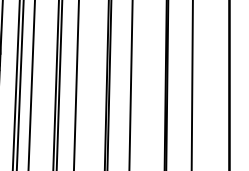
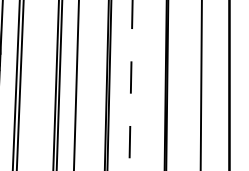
line: present -> none (31, 84)
line position: (191, 84) -> (200, 84) (200, 84)
line: solid -> dashed (131, 85)
